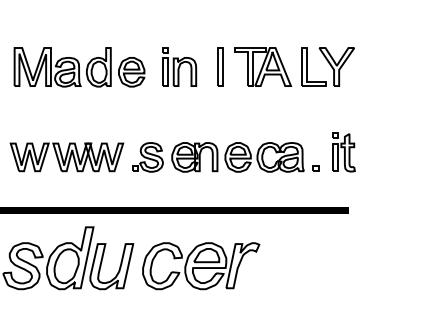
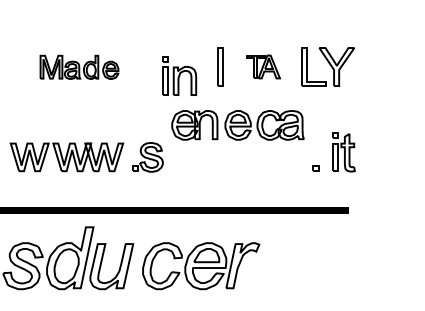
part position: (179, 66) -> (179, 75) (179, 75)
part size: 59x40 px -> 36x26 px (263, 66)
part size: 133x41 px -> 81x26 px (79, 66)
part position: (237, 157) -> (237, 125) (237, 125)
